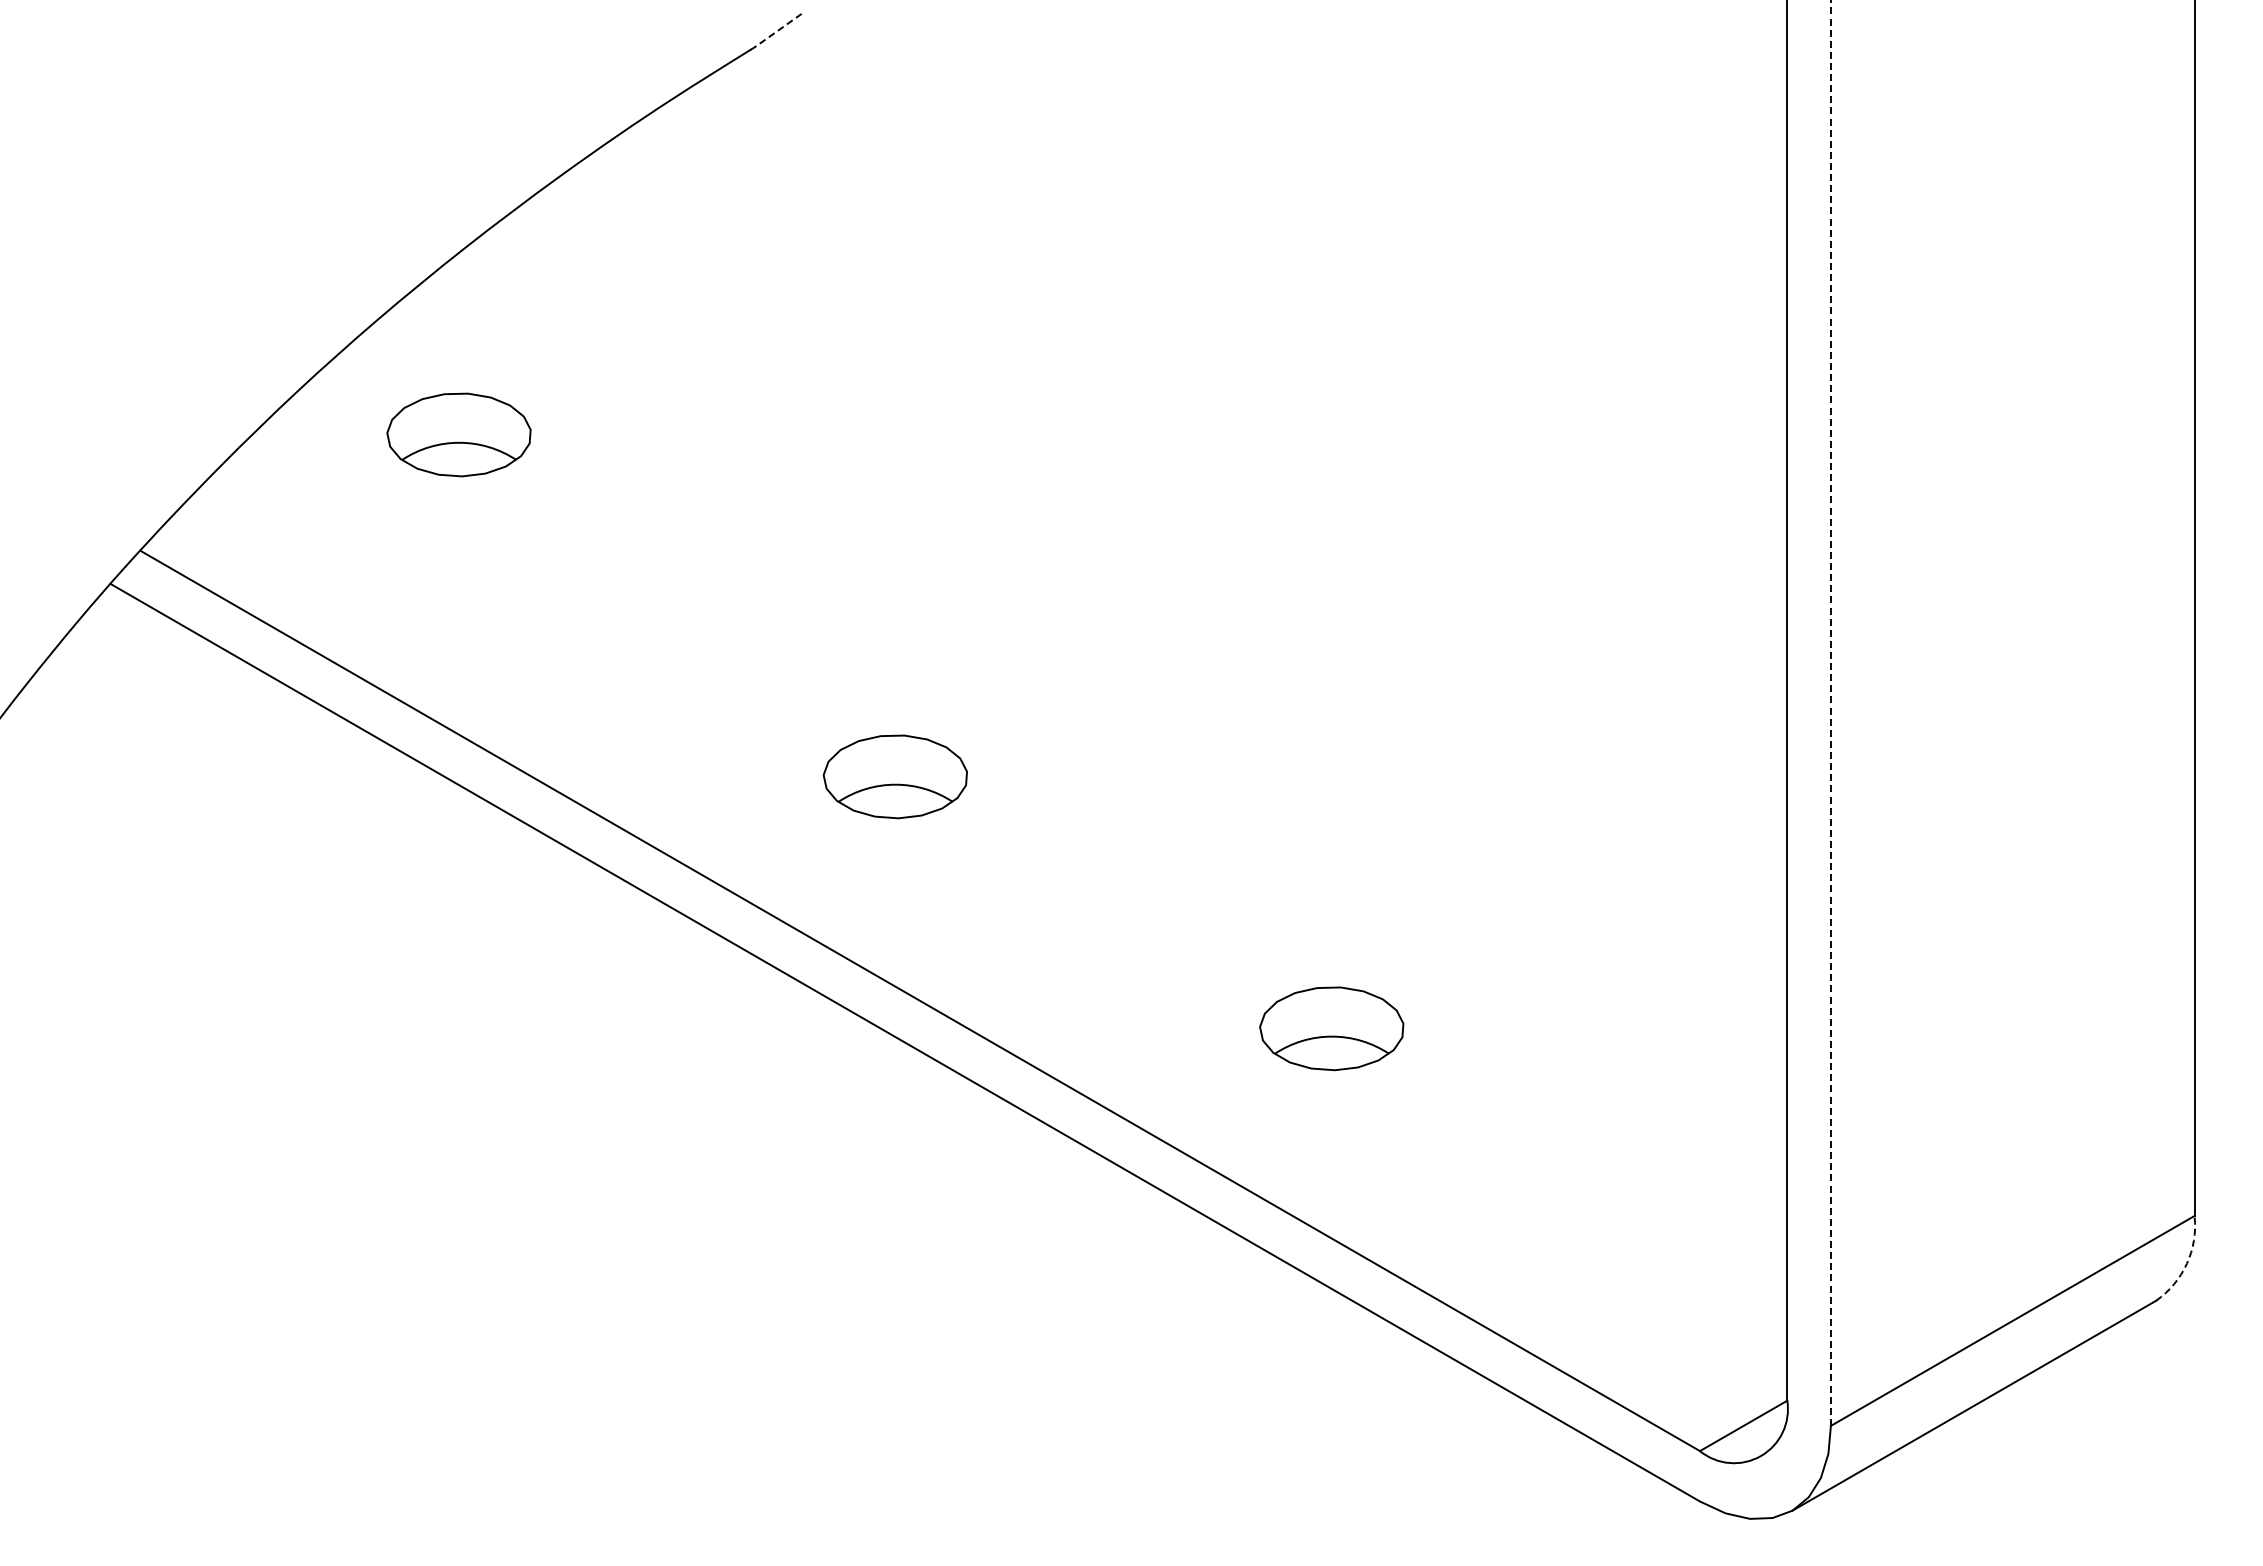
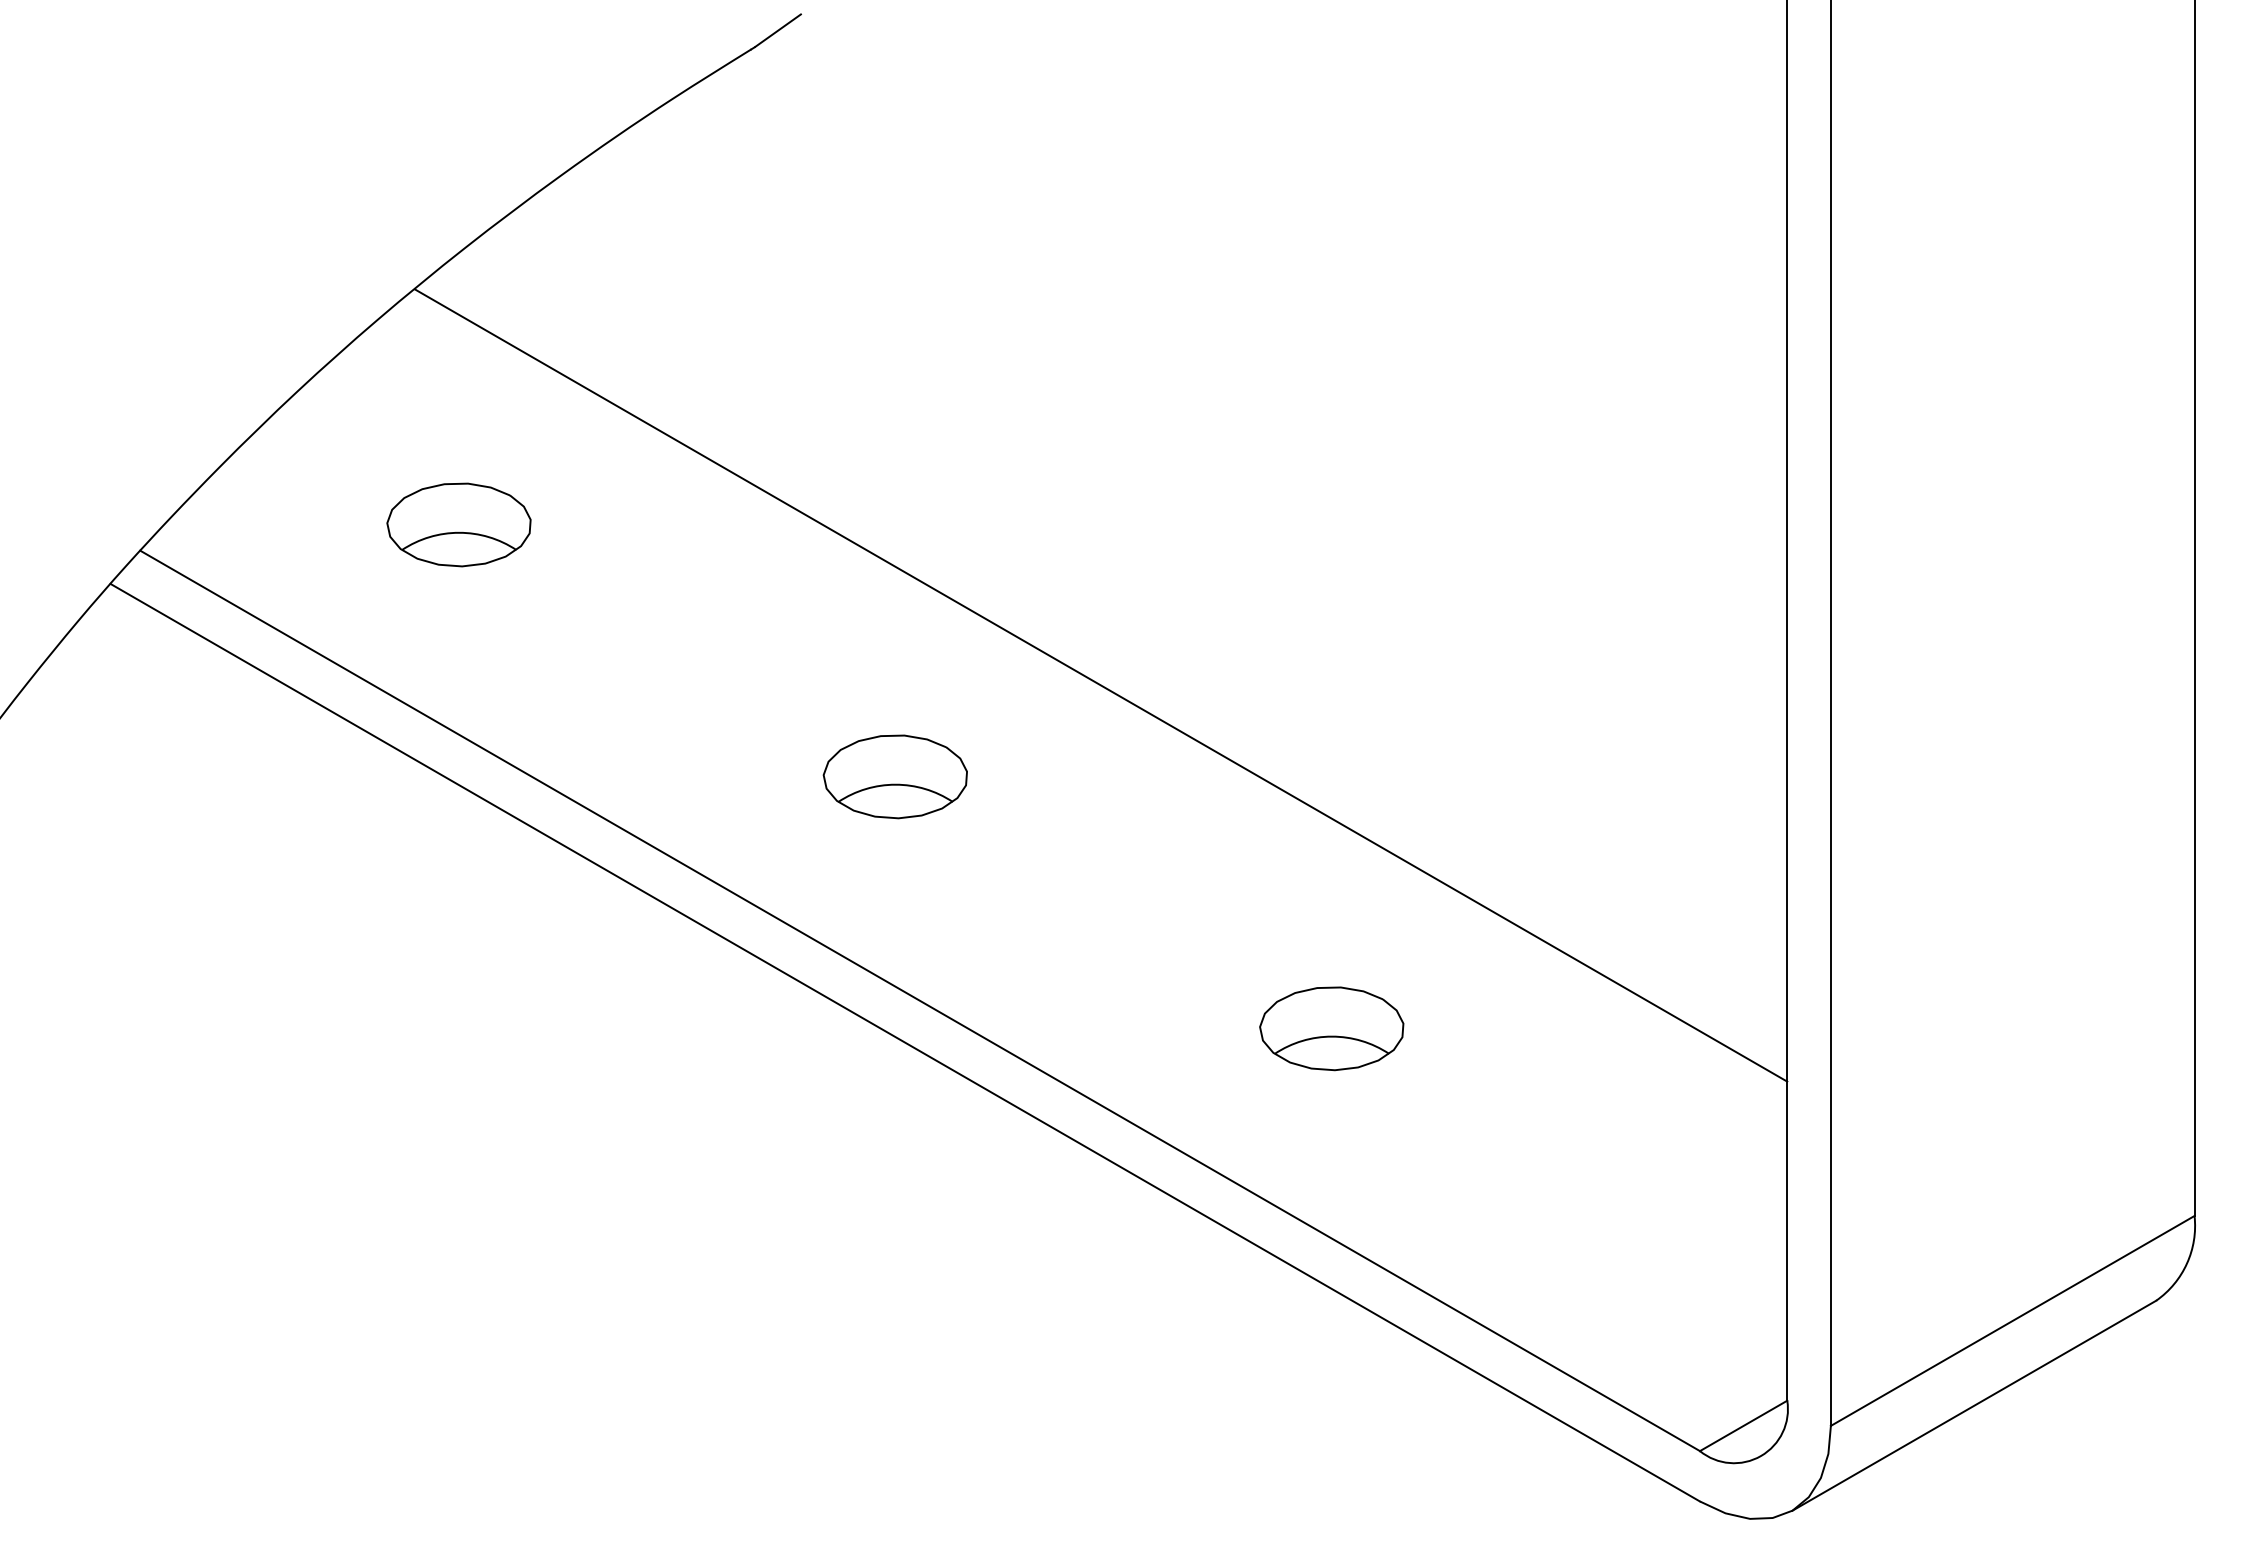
line: dashed -> solid (777, 31)
part position: (458, 434) -> (458, 524) (458, 524)
line: none -> present (1100, 685)
line: dashed -> solid (1830, 713)
arc: dashed -> solid (2186, 1263)
